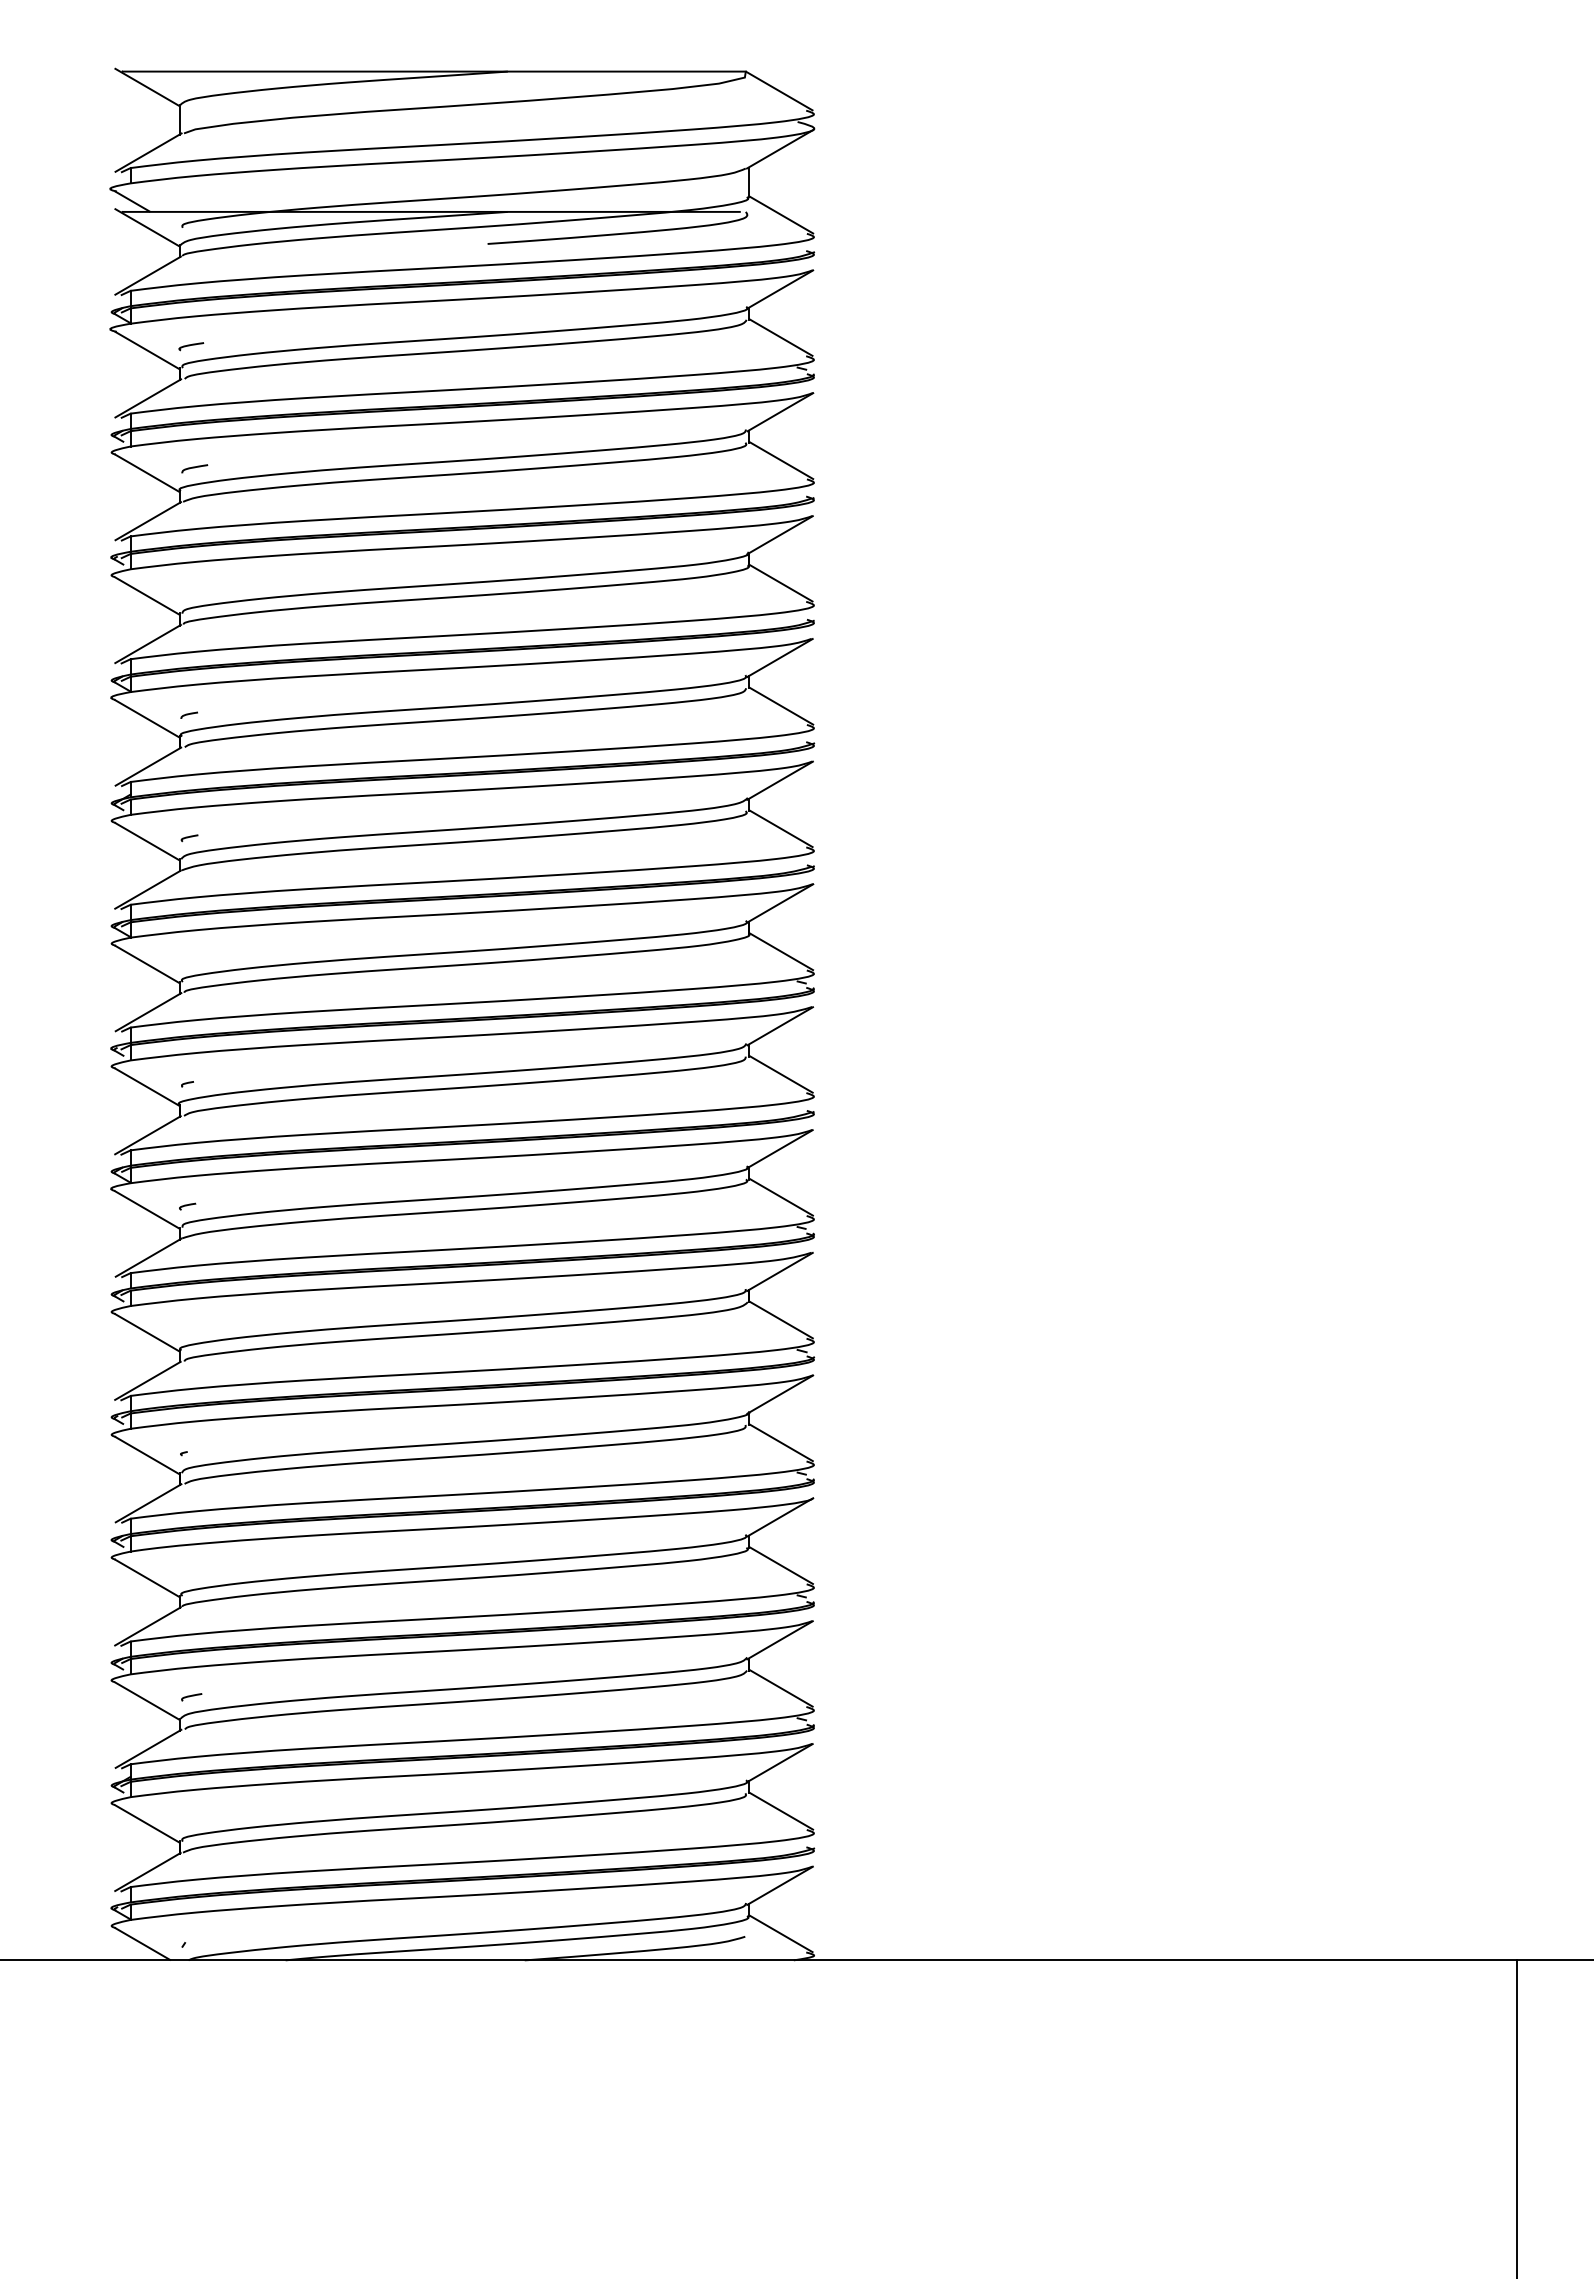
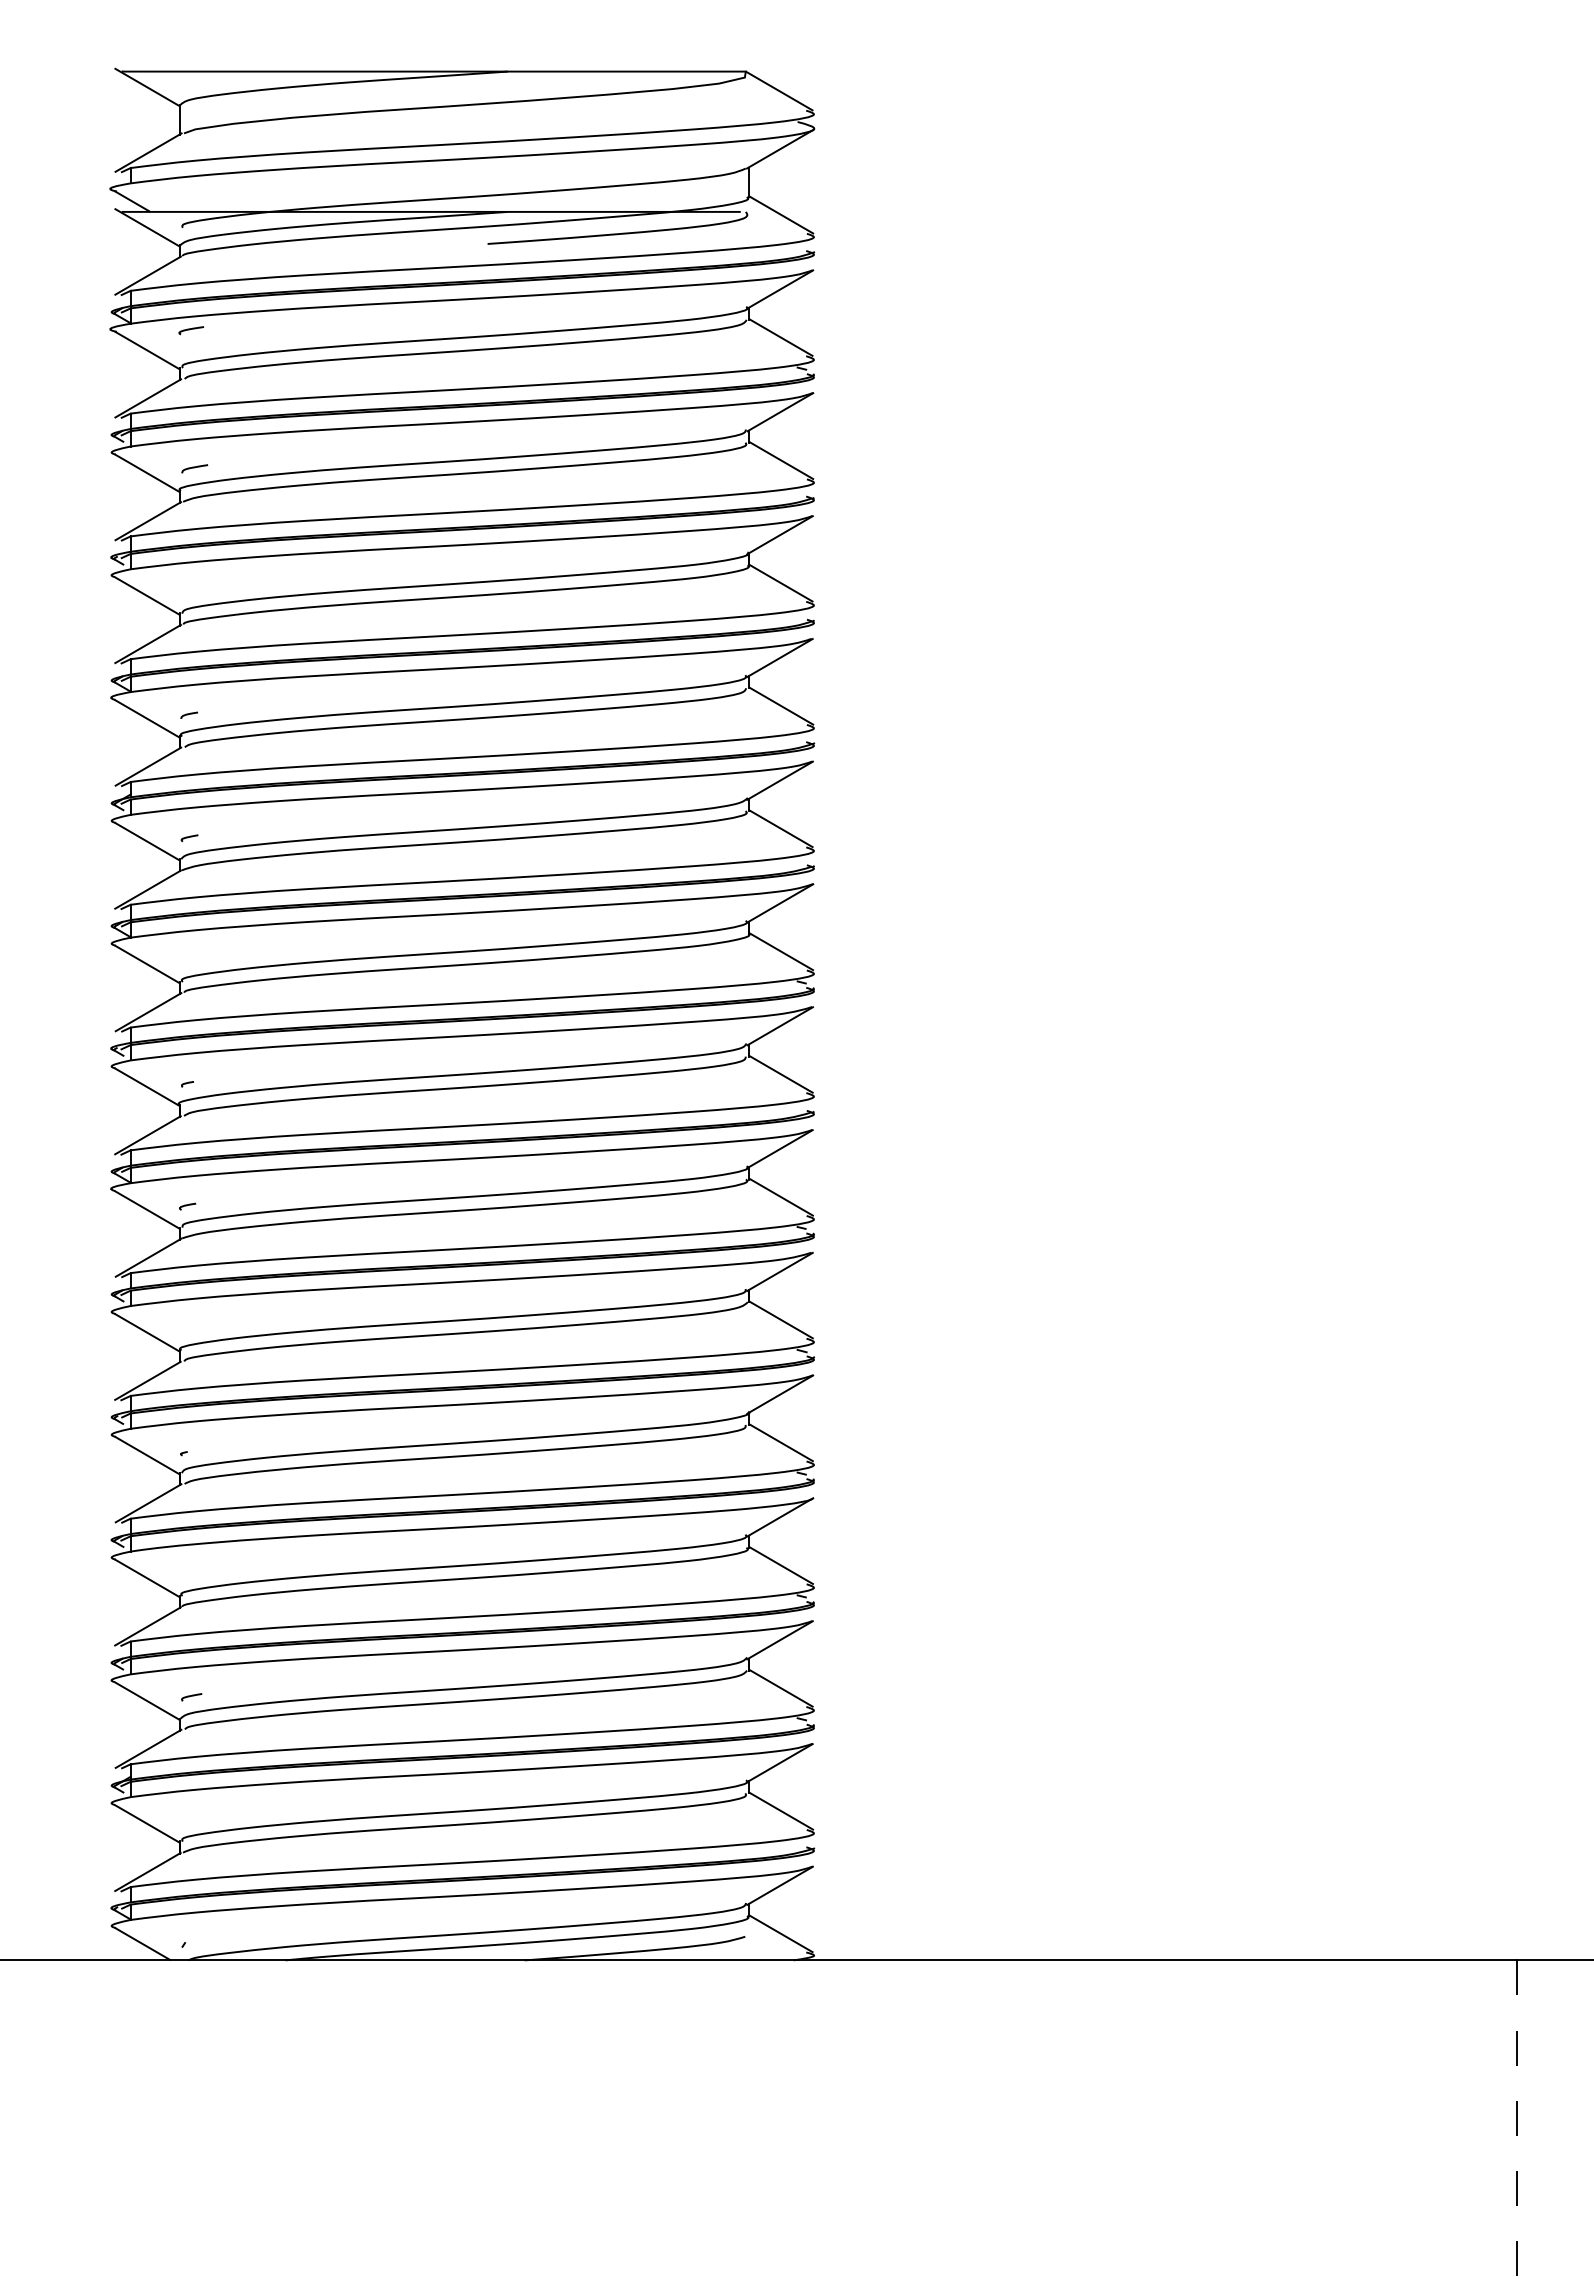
curve position: (191, 345) -> (191, 329) (191, 329)
line: solid -> dashed (1516, 2119)
